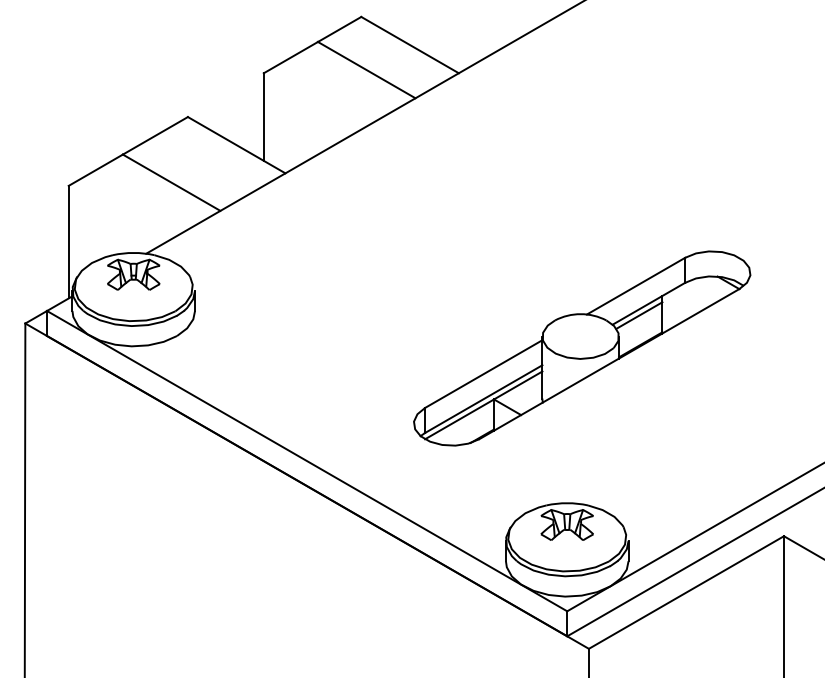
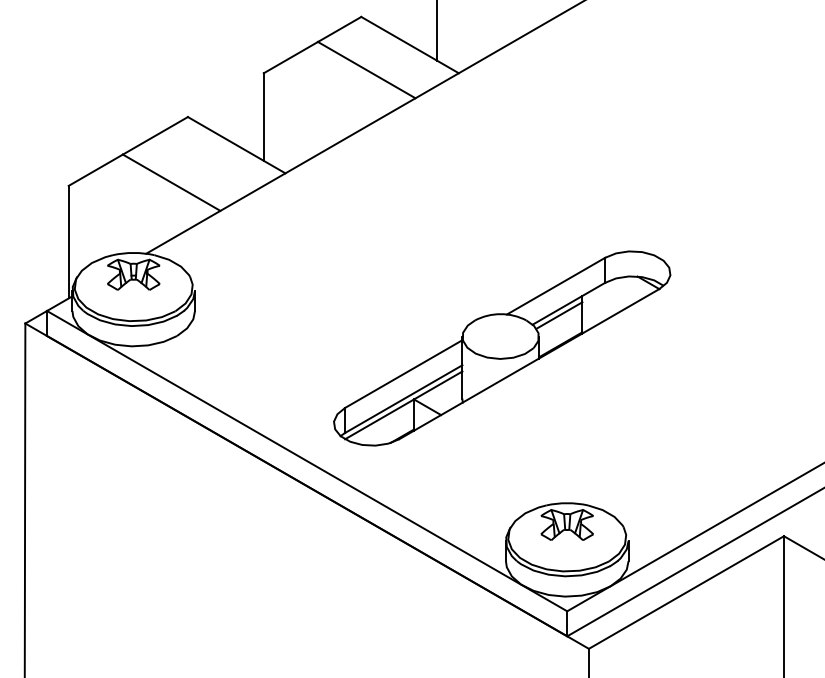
line: none -> present (437, 31)
part position: (582, 348) -> (502, 348) (502, 348)
